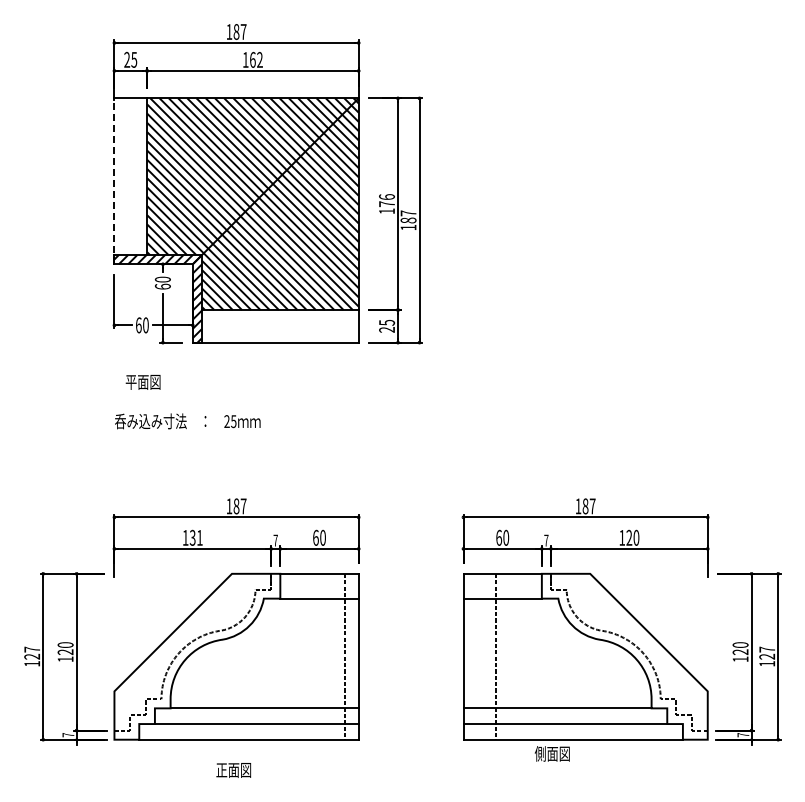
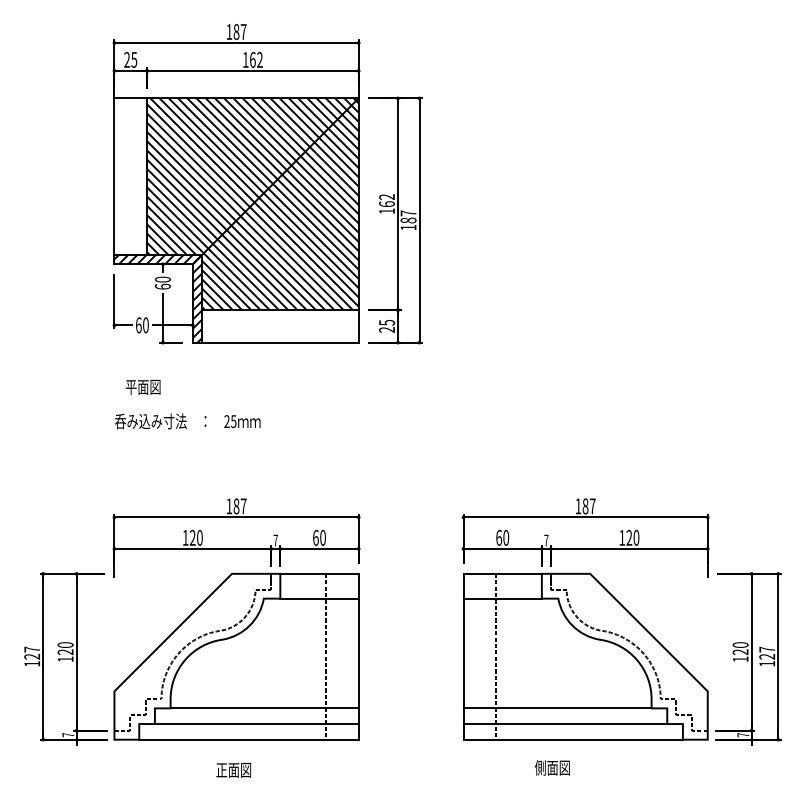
line: dashed -> solid (114, 181)
text: 176 -> 162 (386, 200)
text position: (142, 382) -> (142, 387) (142, 387)
text: 131 -> 120 (195, 537)
line position: (345, 656) -> (326, 656) (326, 656)
text position: (551, 753) -> (551, 767) (551, 767)
